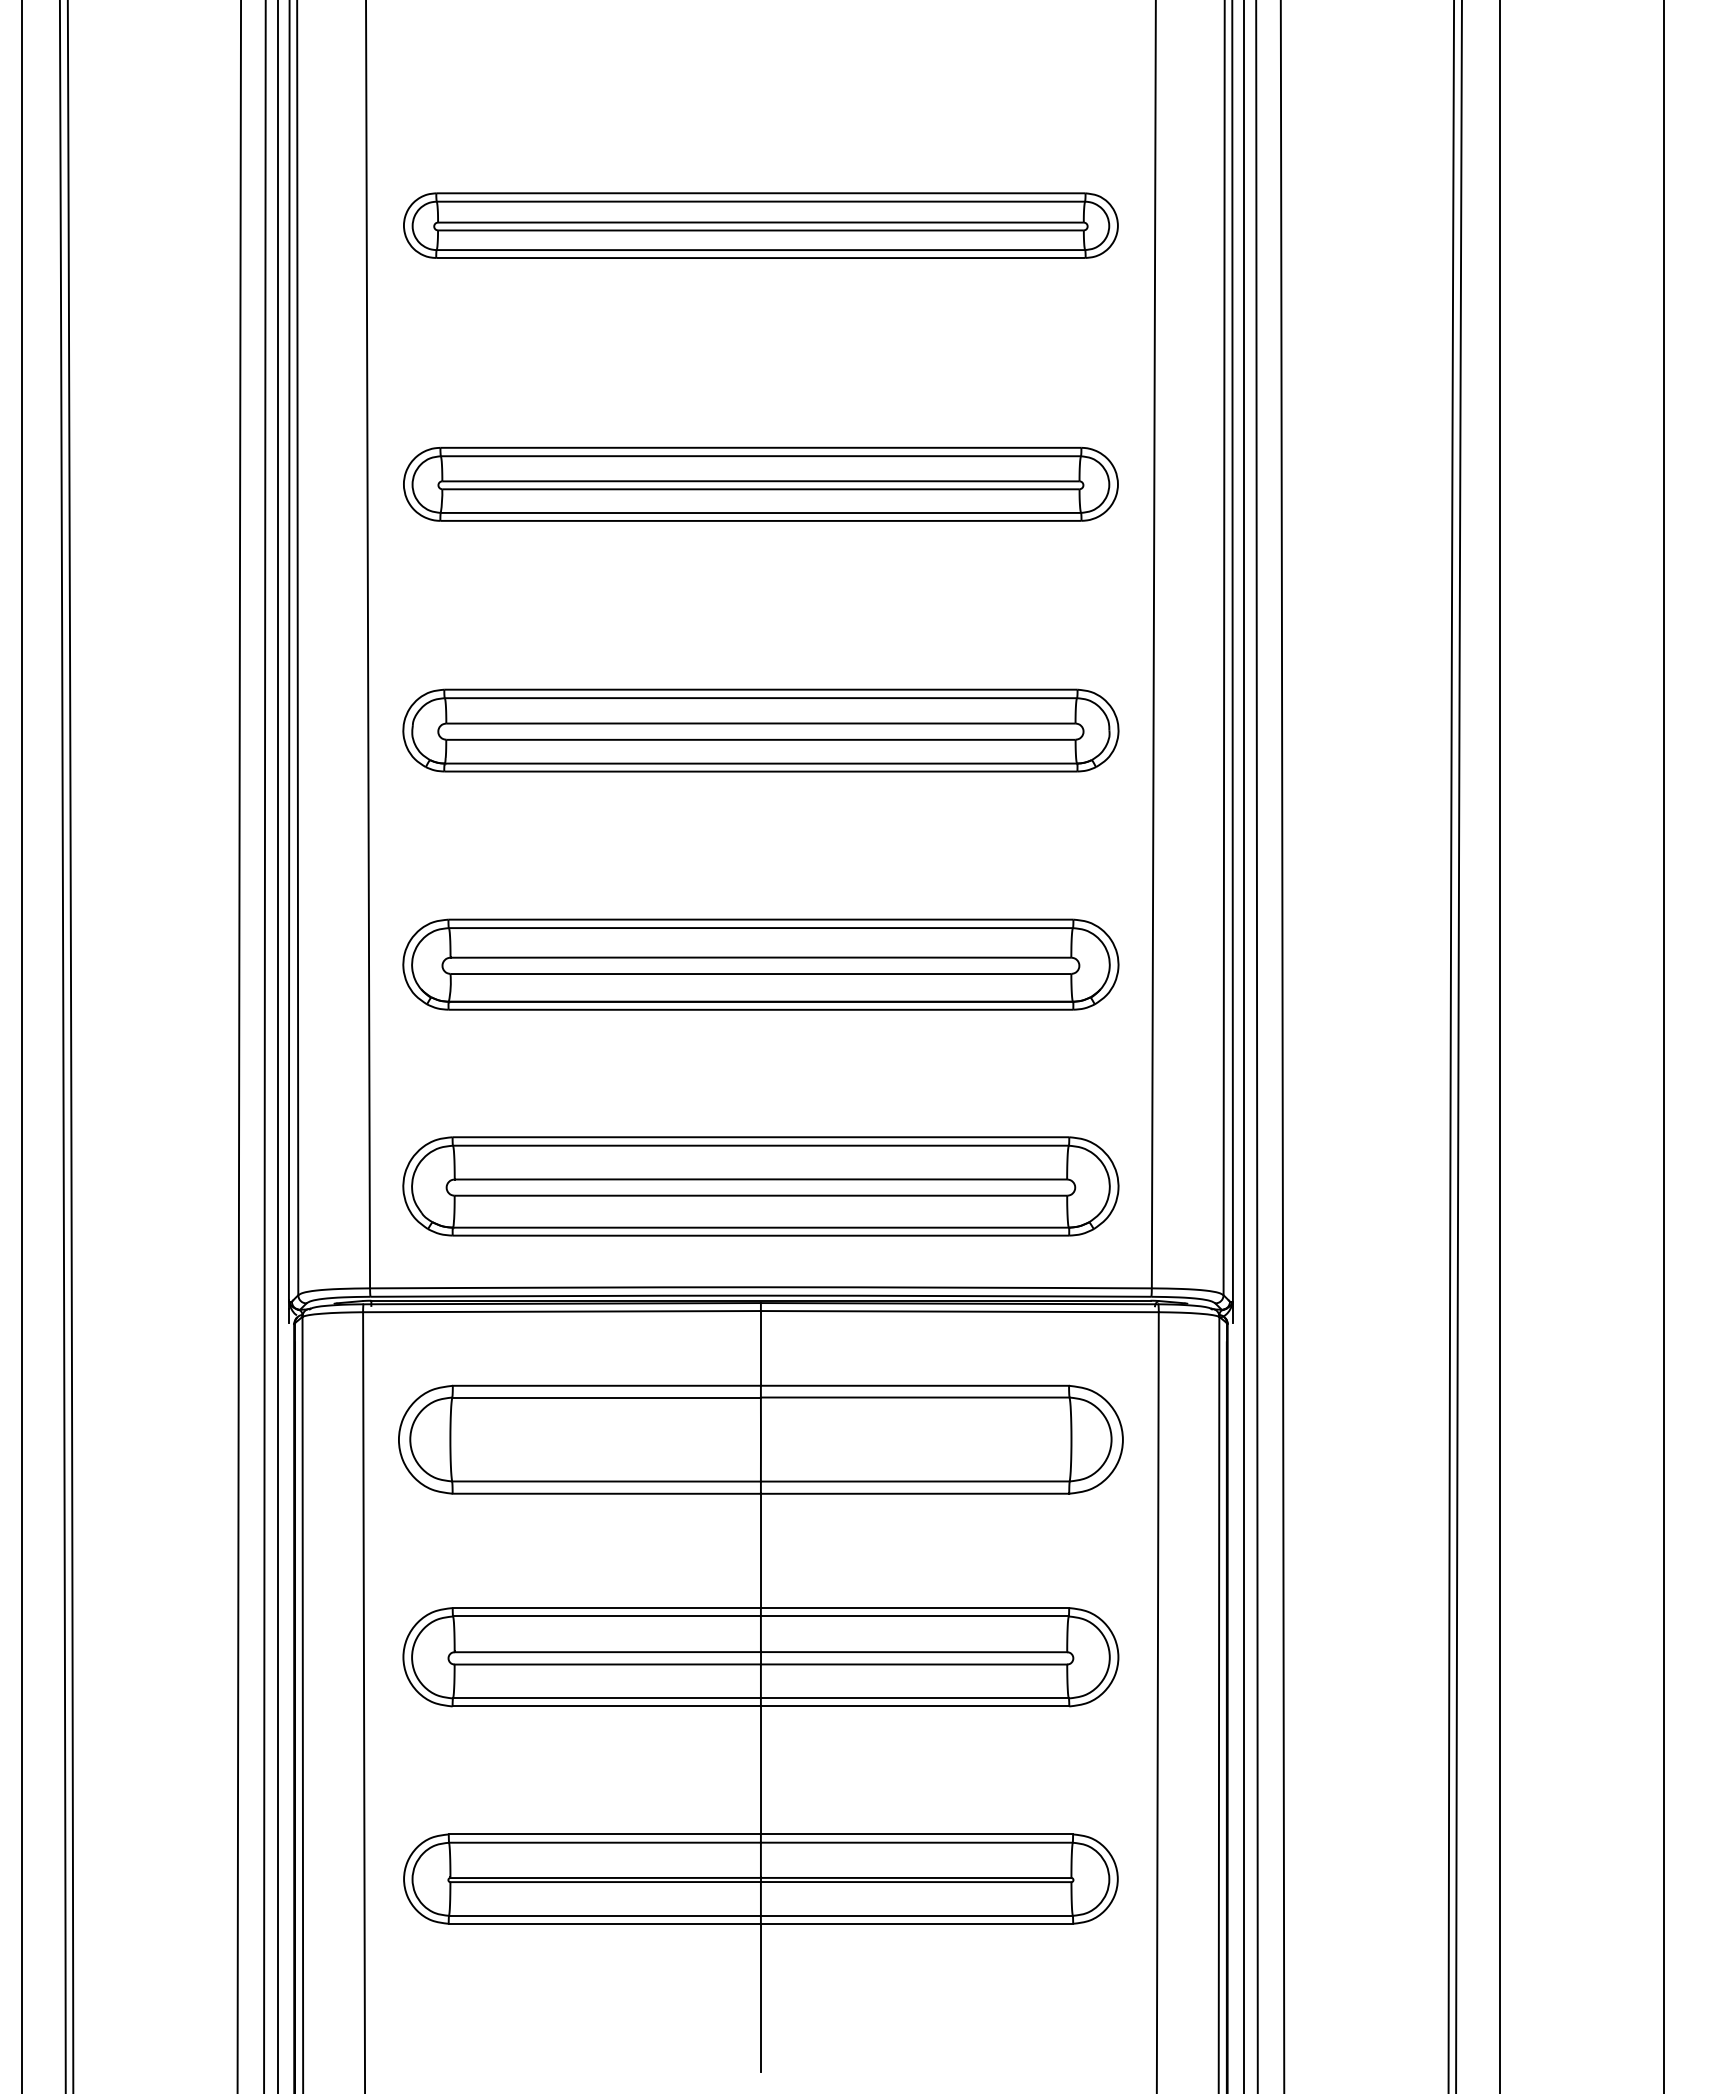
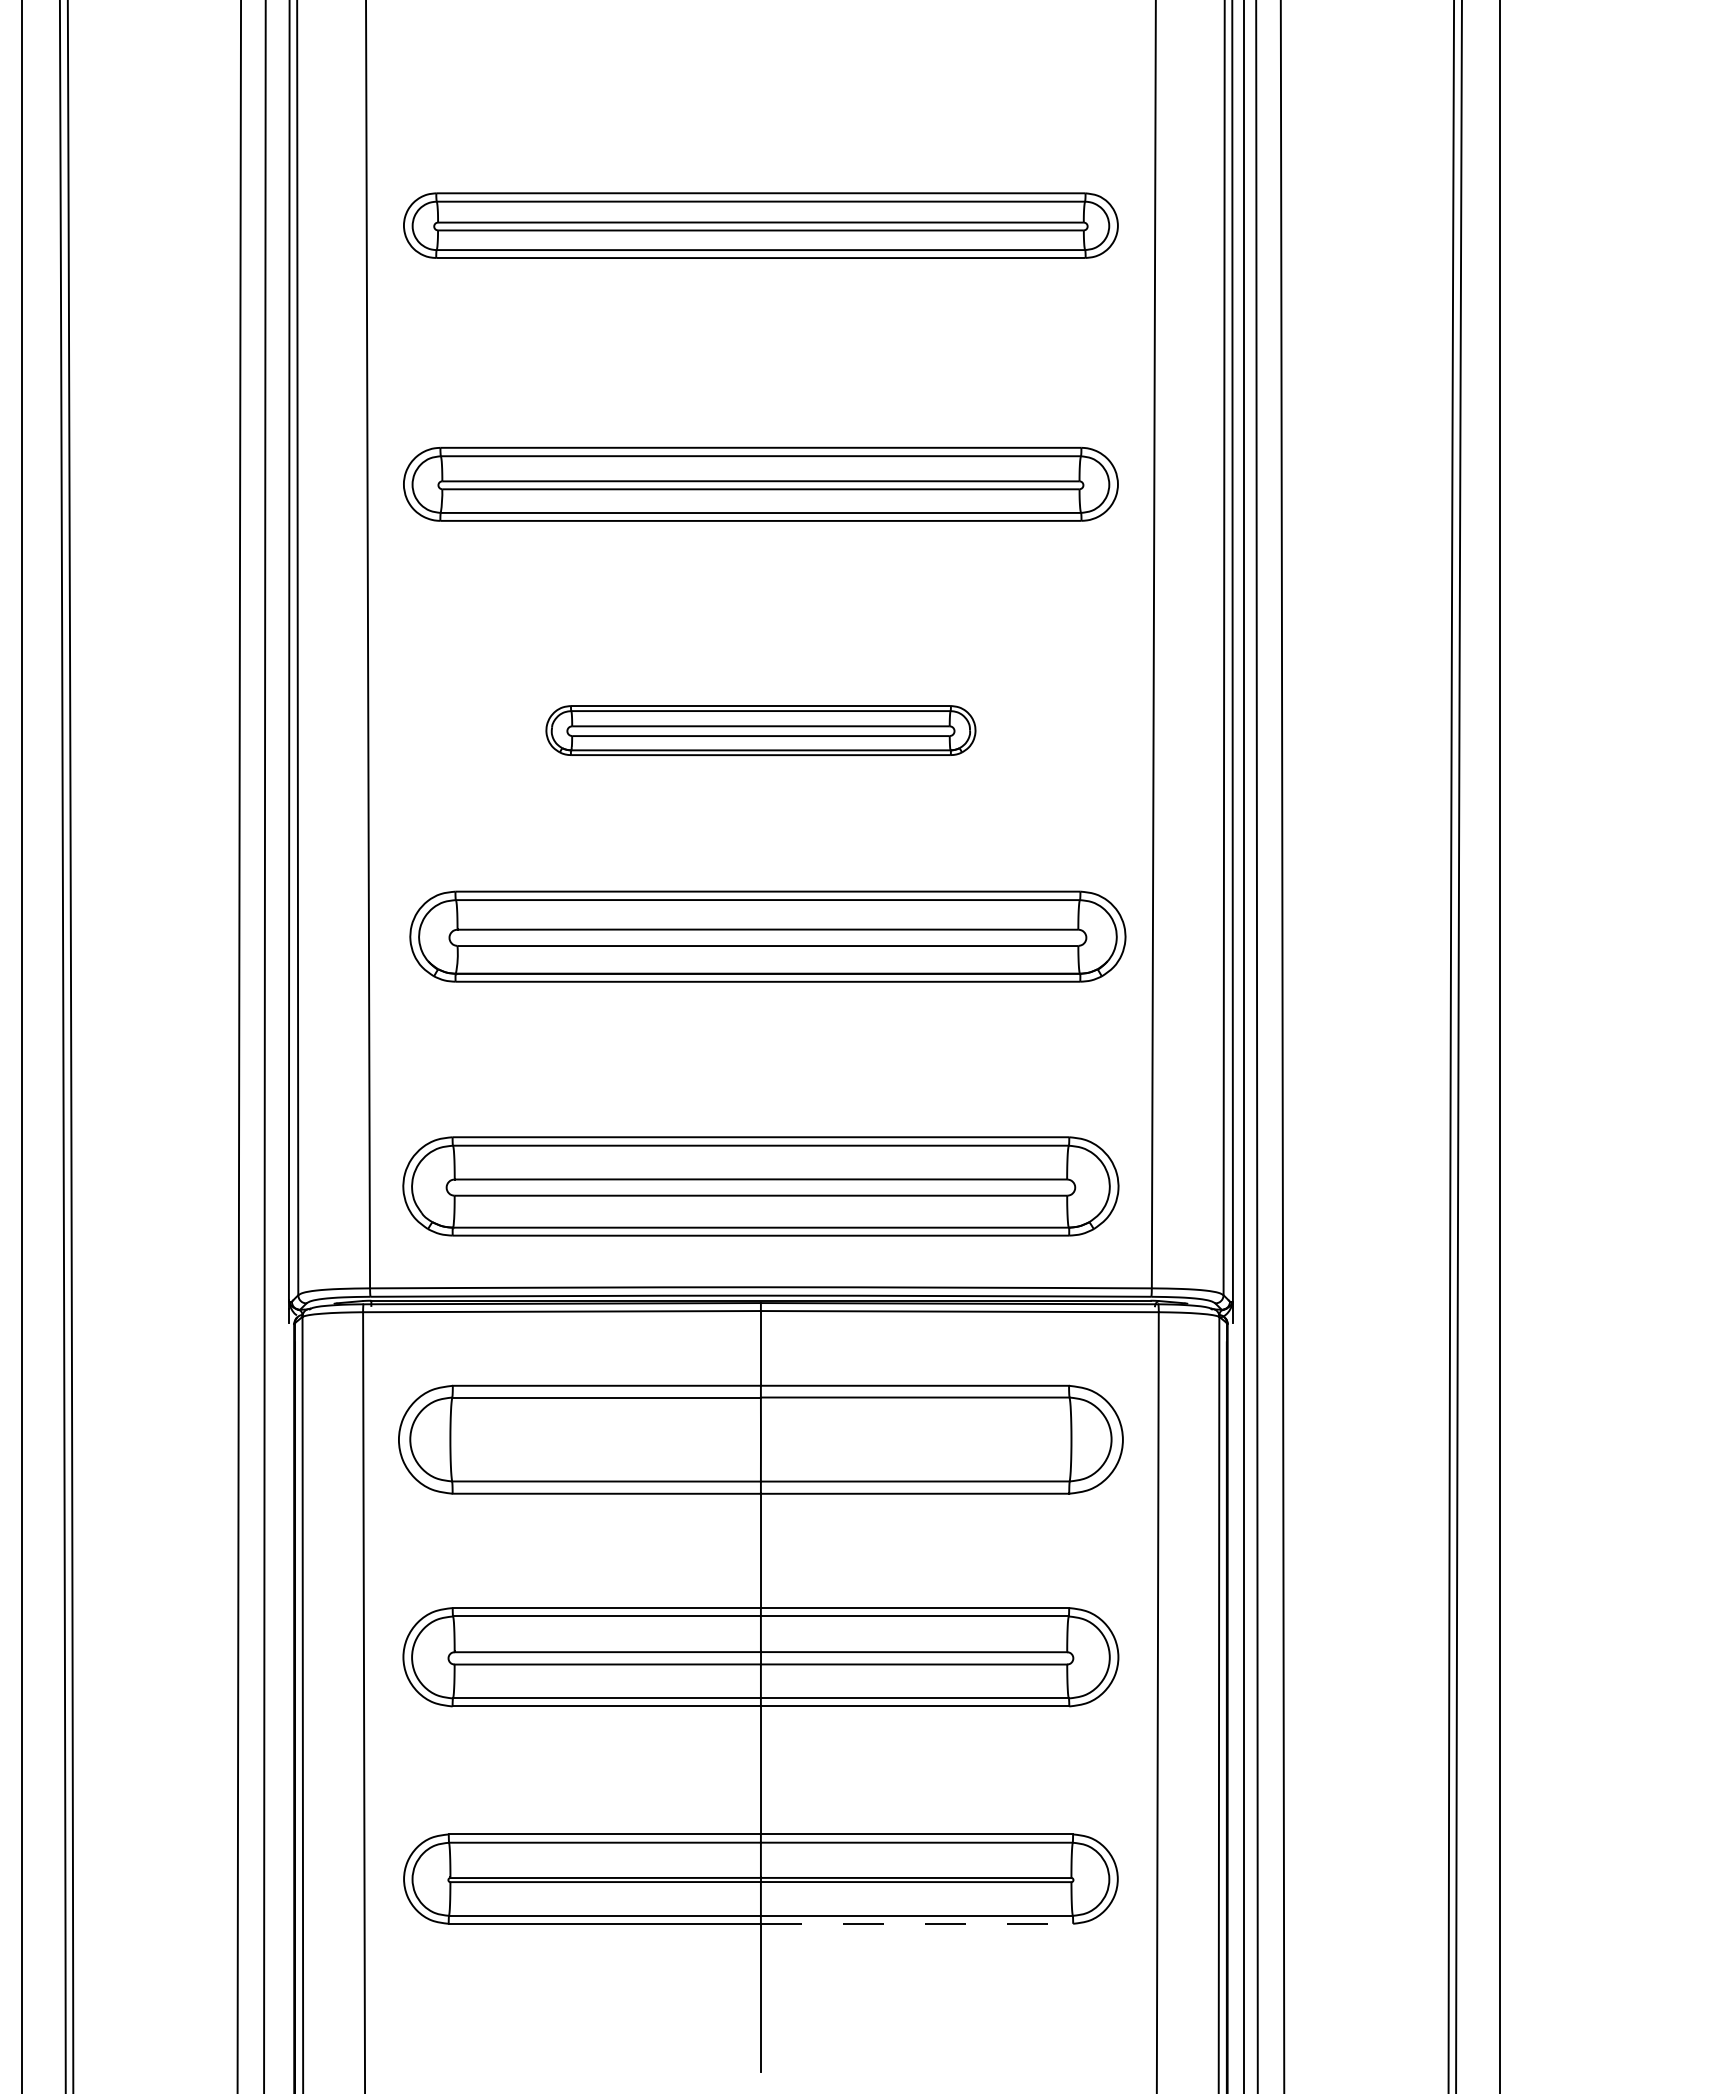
part size: 718x85 px -> 432x52 px (760, 730)
part position: (760, 964) -> (767, 936) (767, 936)
line: present -> none (278, 1046)
line: present -> none (1664, 1046)
line: solid -> dashed (917, 1923)
